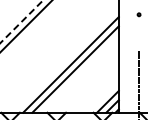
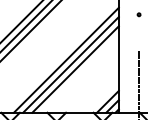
line: dashed -> solid (22, 21)
line: none -> present (30, 30)
line: none -> present (65, 59)
